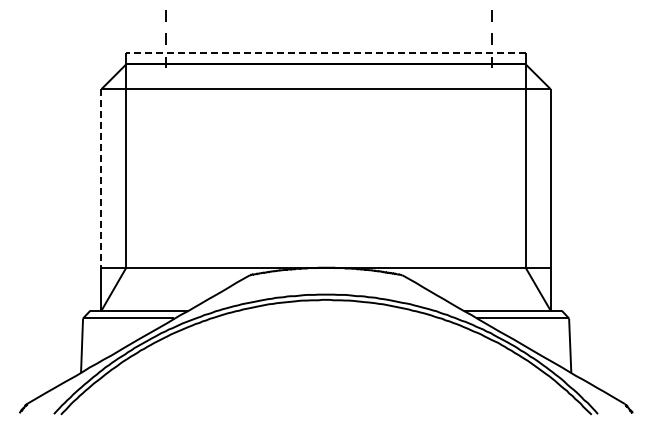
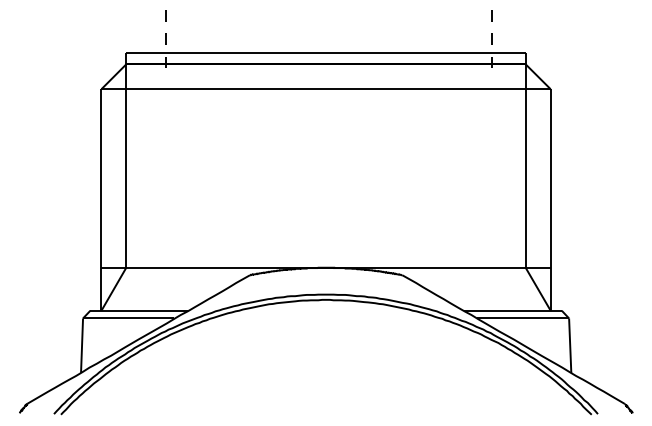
line: dashed -> solid (325, 53)
line: dashed -> solid (101, 178)
